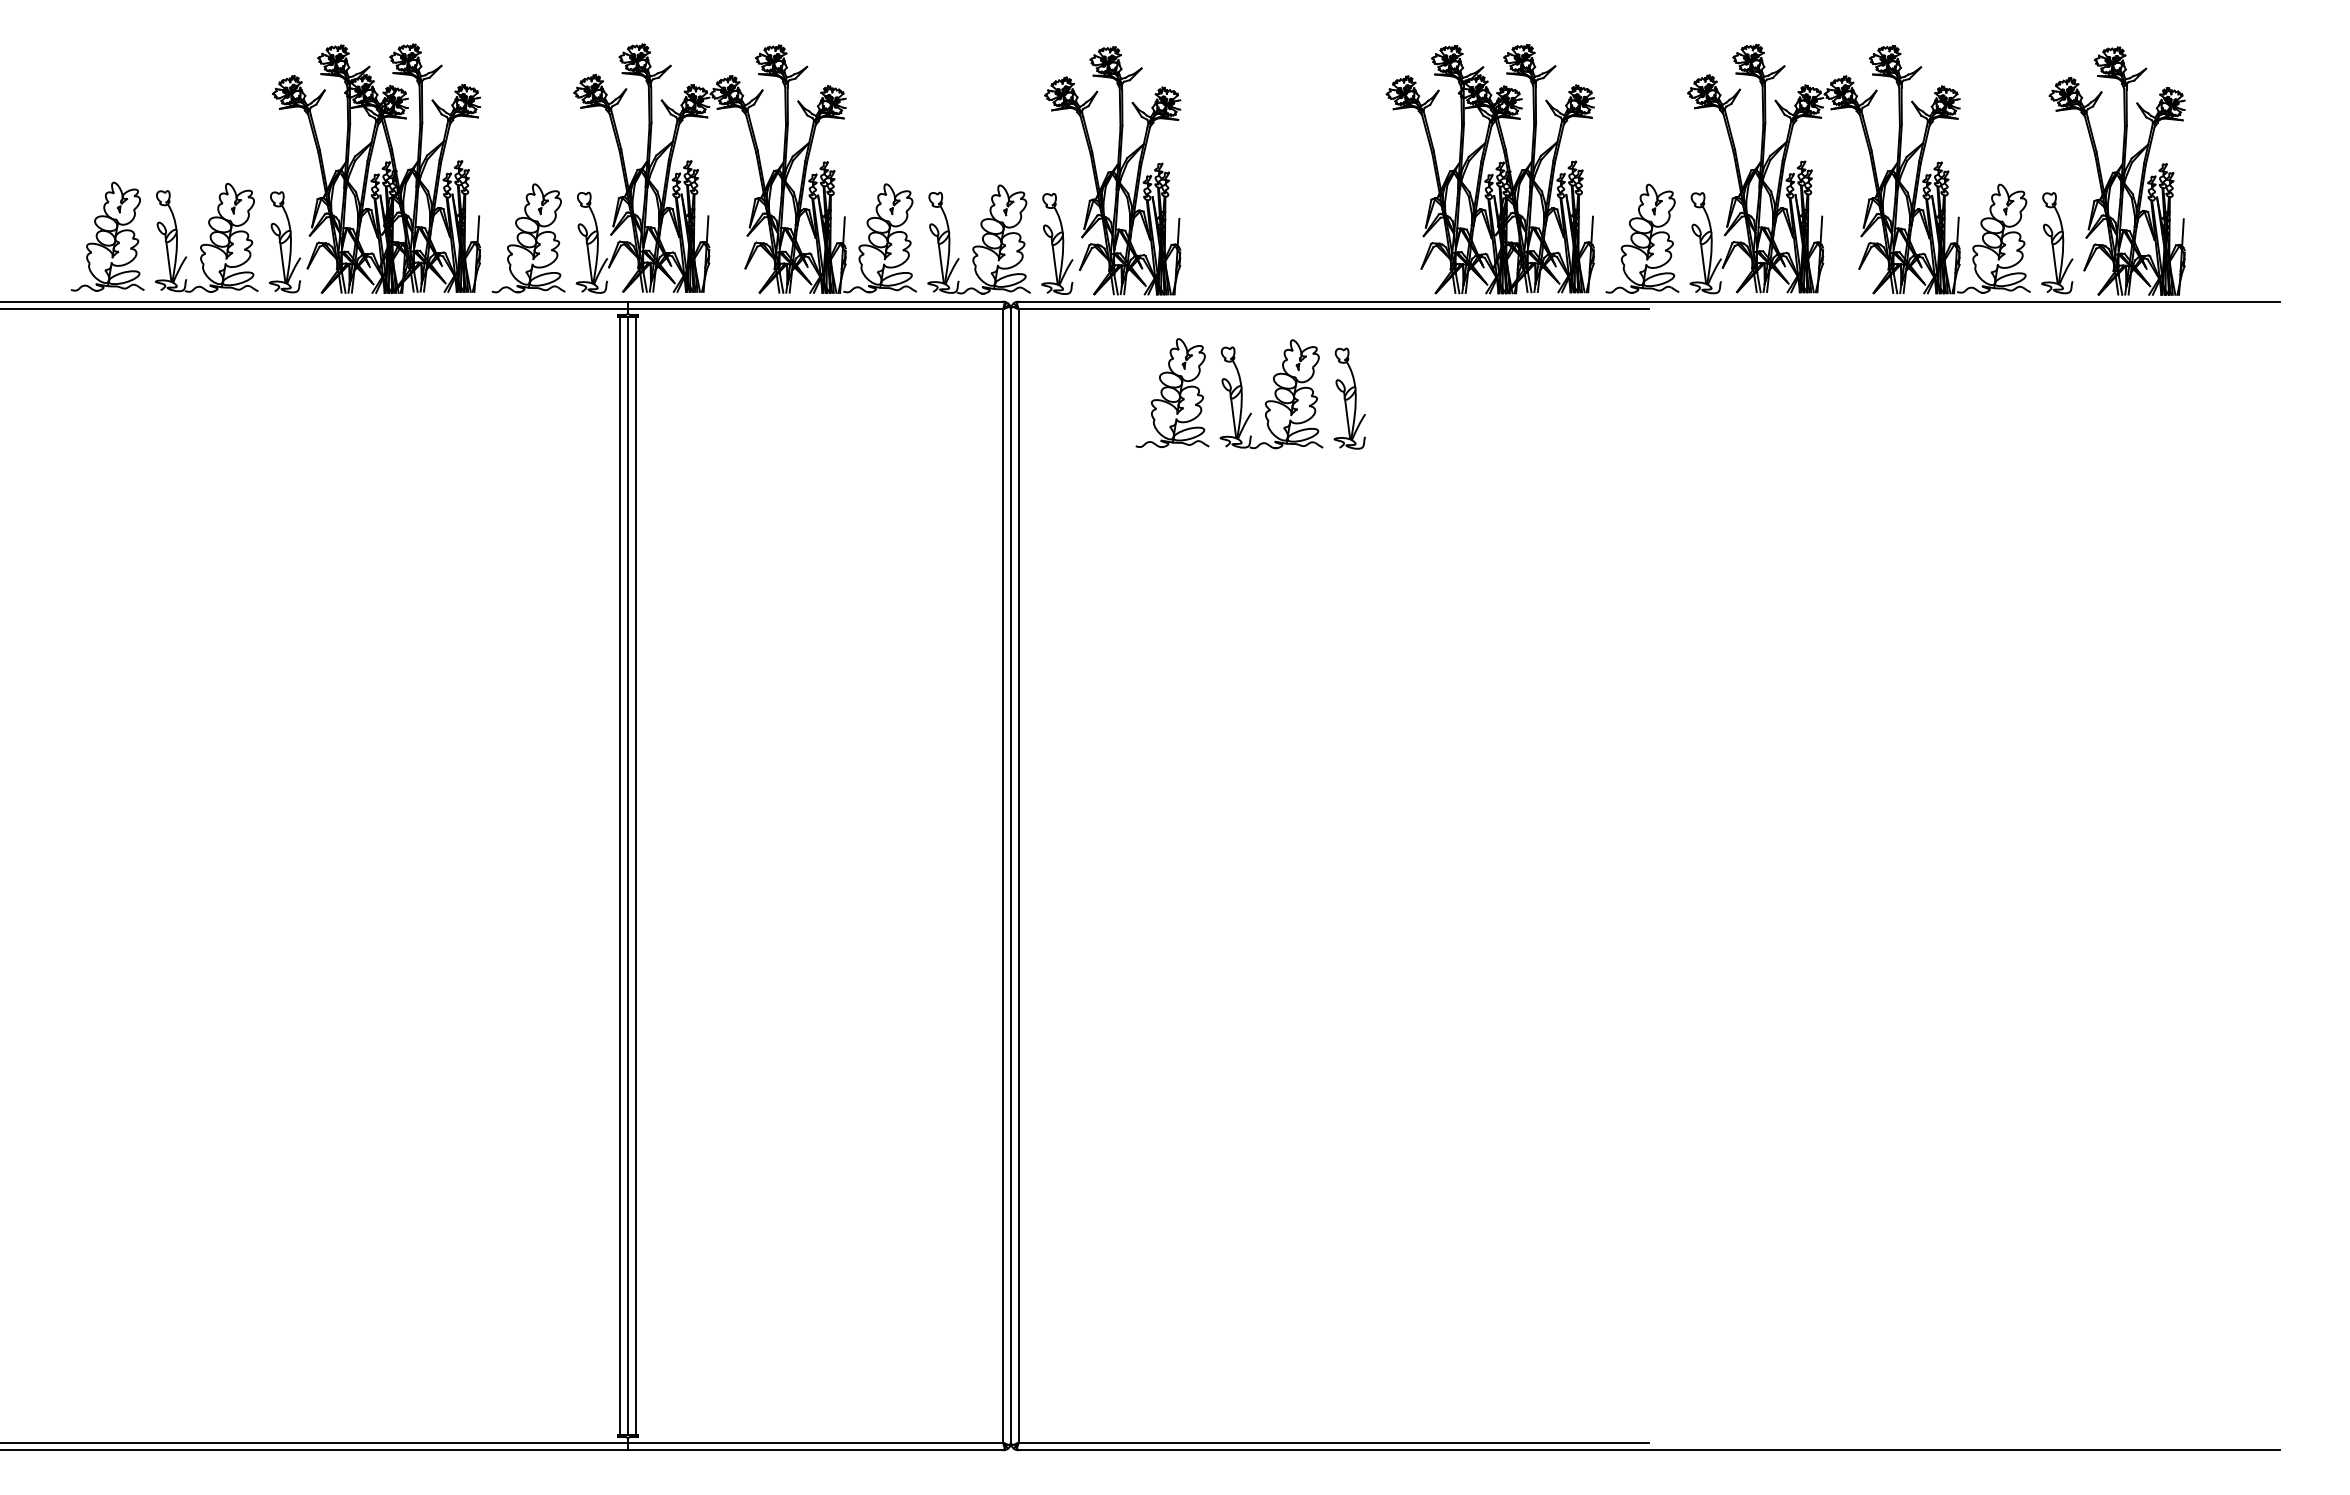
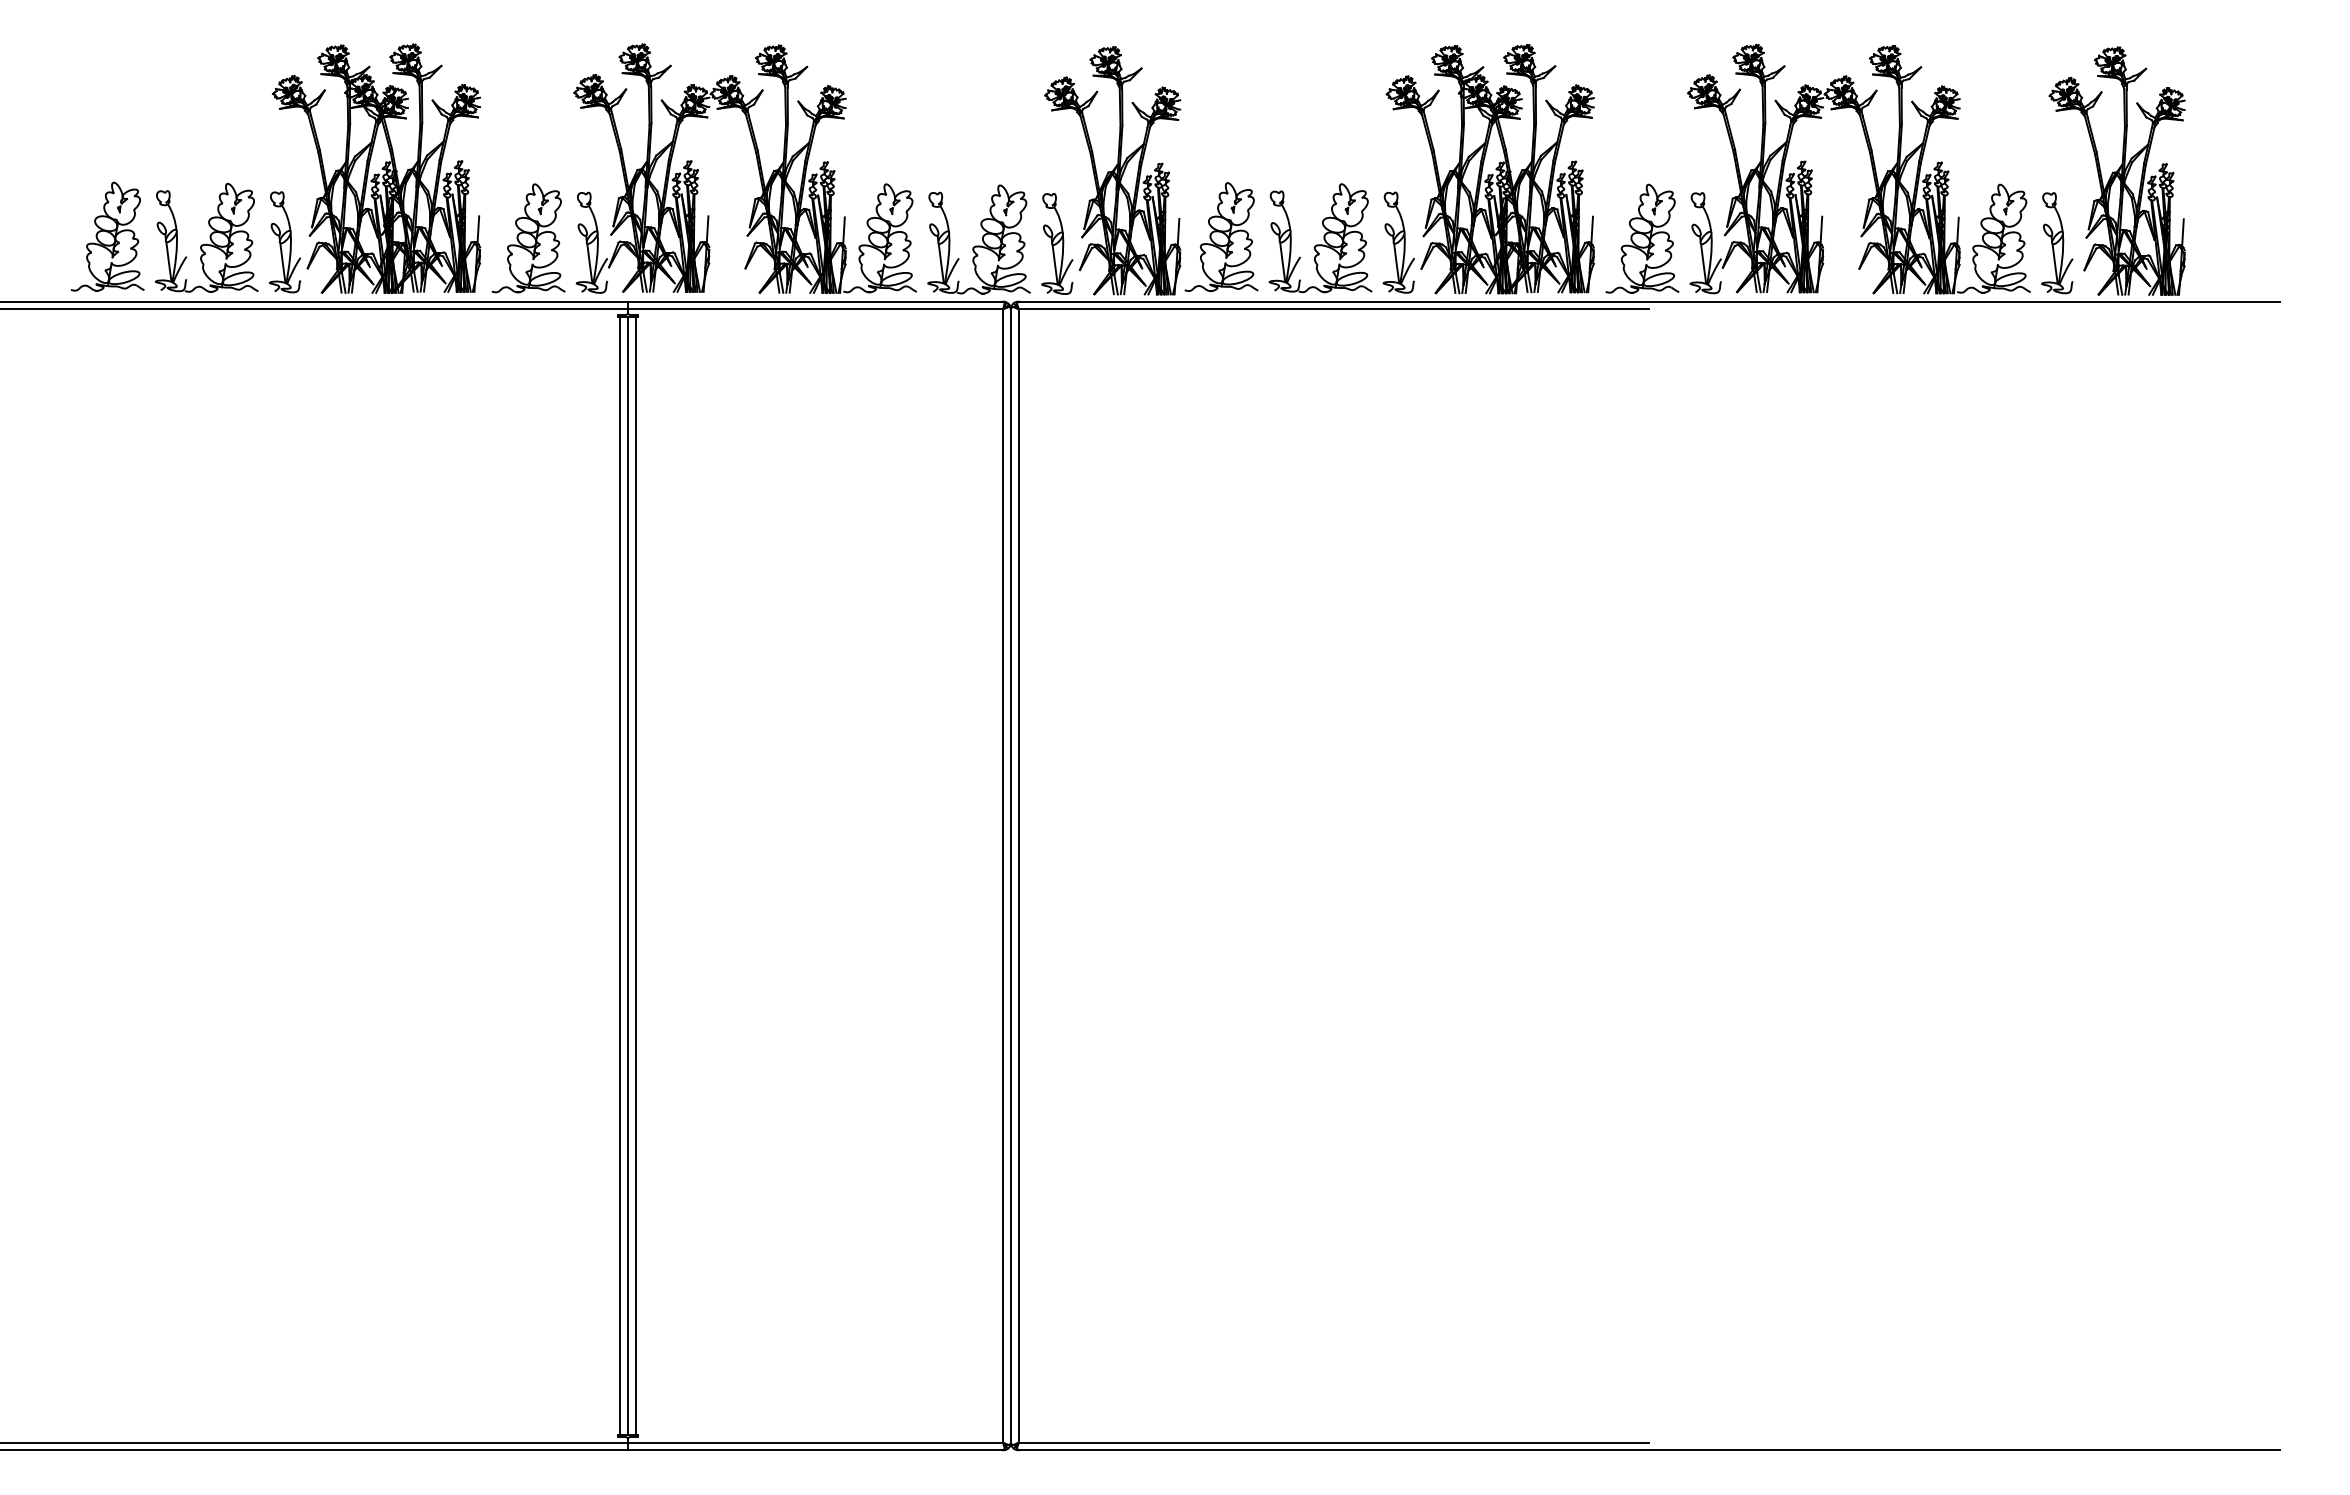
part position: (1242, 393) -> (1291, 237) (1291, 237)
